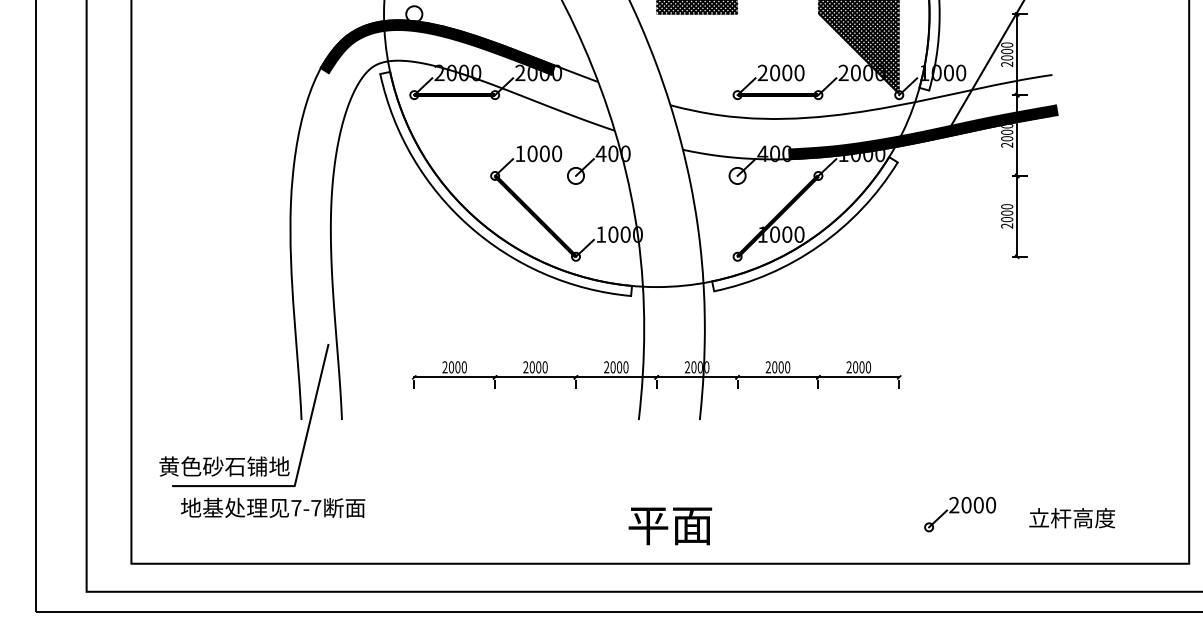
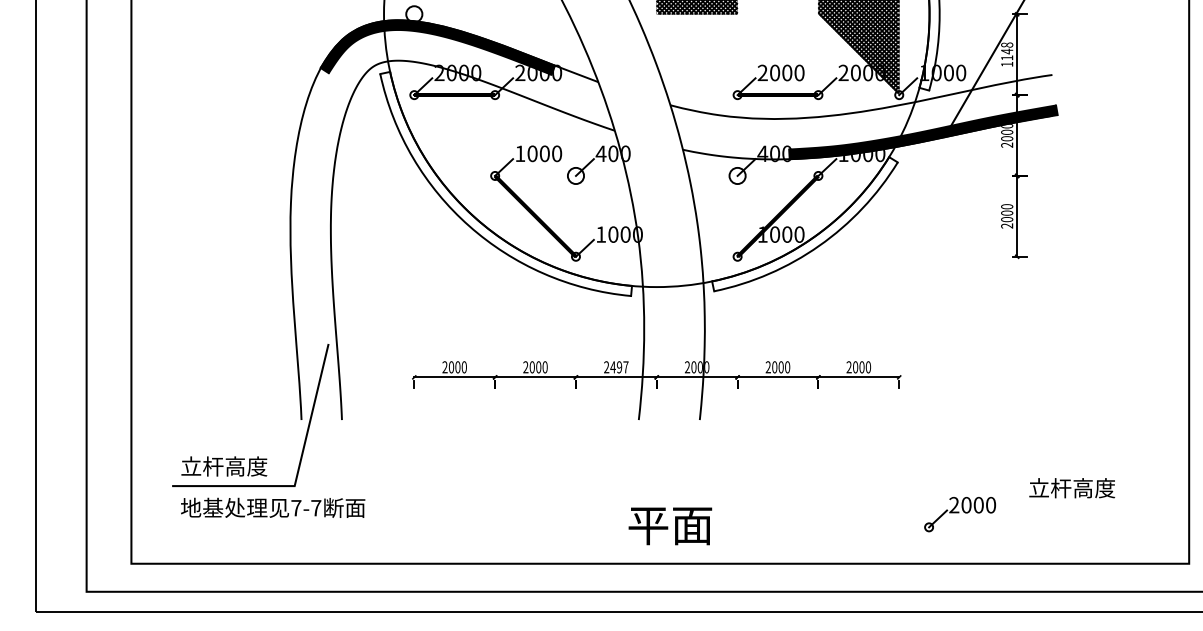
text: 2000 -> 1148 (1007, 54)
text: 2000 -> 2497 (619, 367)
text: 黄色砂石铺地 -> 立杆高度 (224, 466)
text position: (1072, 518) -> (1072, 488) (1072, 488)
